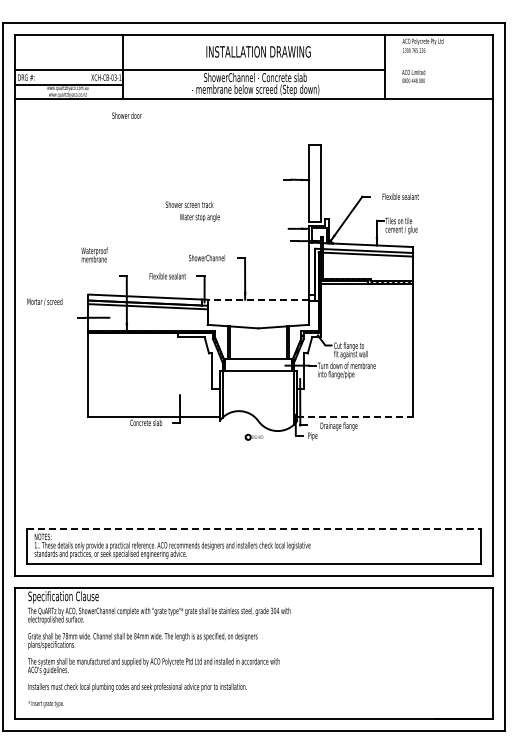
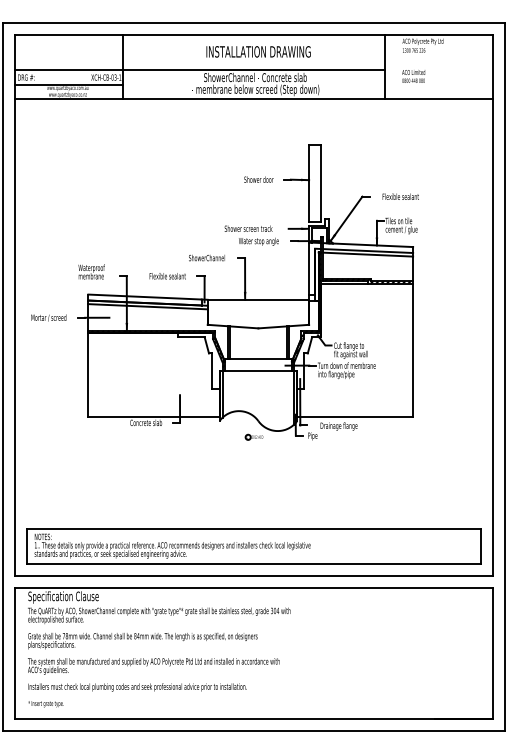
text position: (126, 115) -> (258, 179) (258, 179)
text position: (192, 211) -> (251, 235) (251, 235)
text position: (94, 254) -> (91, 271) (91, 271)
line: dashed -> solid (258, 299)
text position: (44, 301) -> (48, 317) (48, 317)
line: dashed -> solid (355, 416)
line: dashed -> solid (254, 528)
